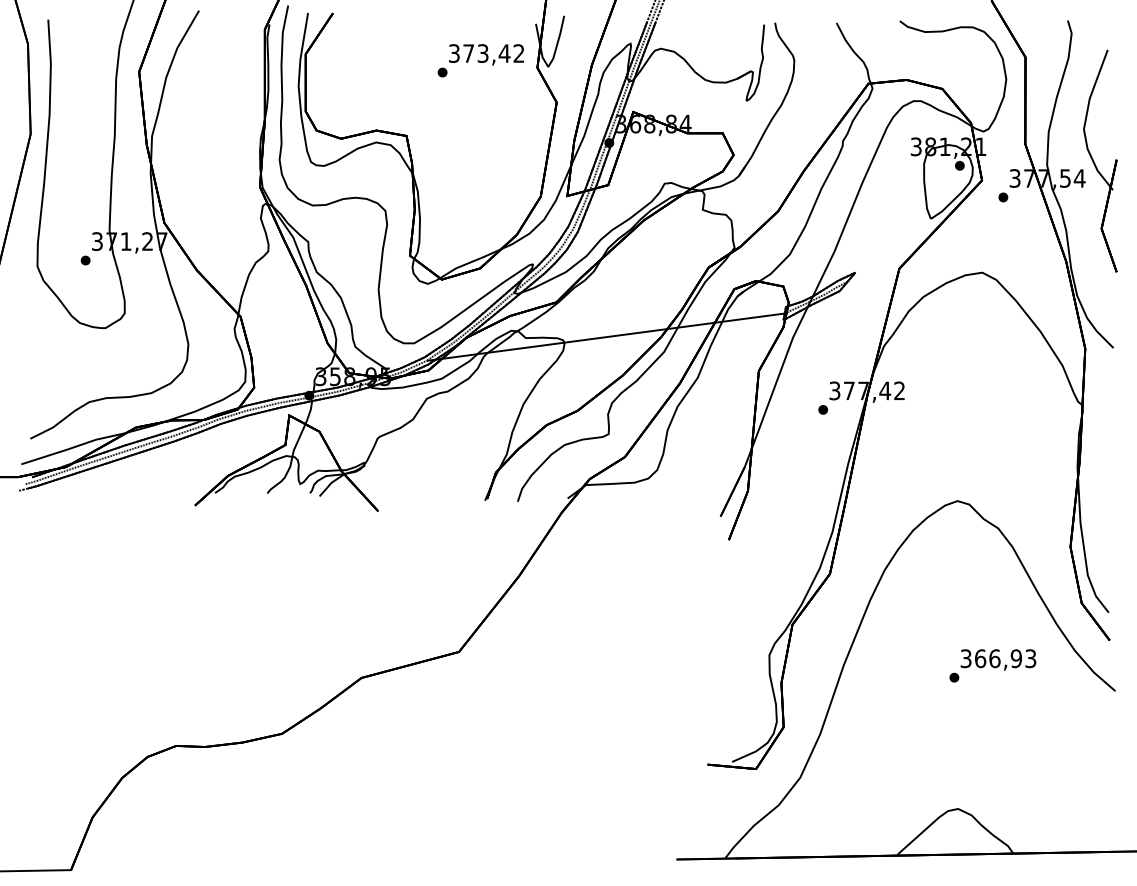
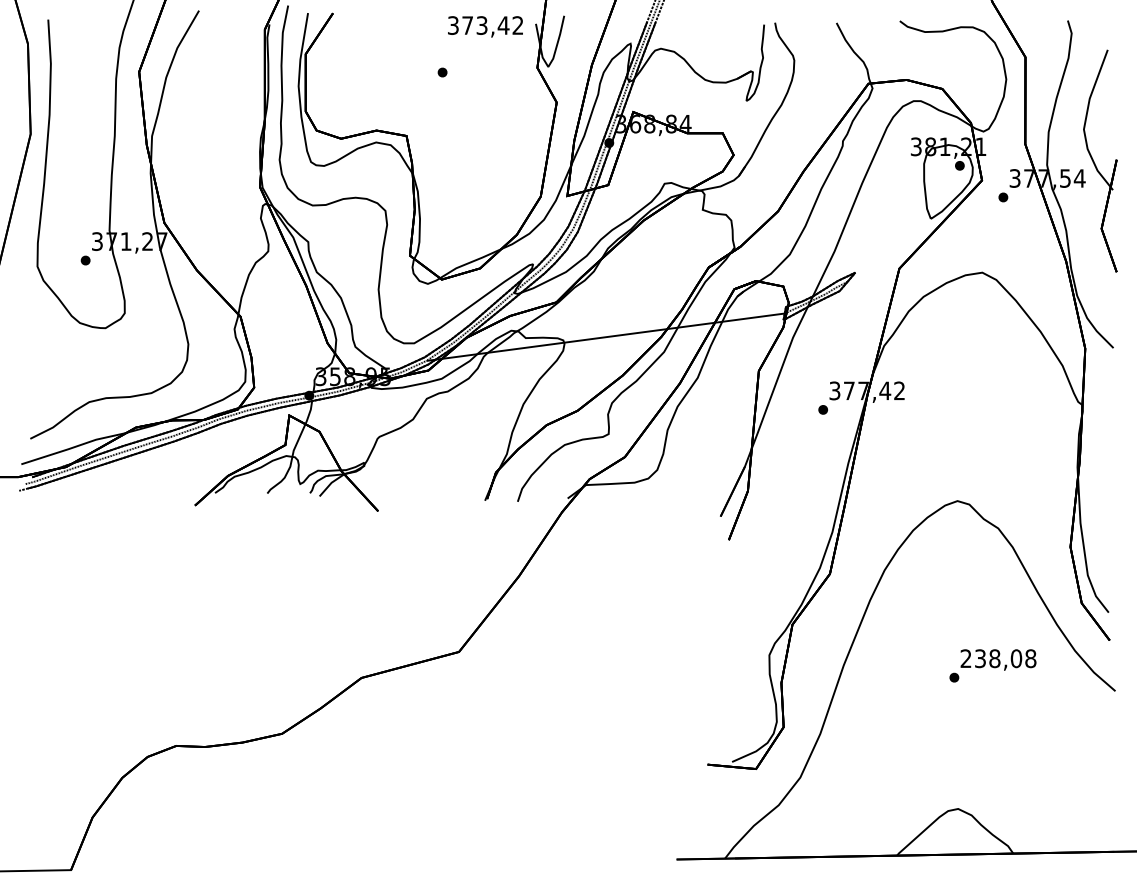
text position: (486, 54) -> (485, 26) (485, 26)
text: 366,93 -> 238,08 (998, 658)
